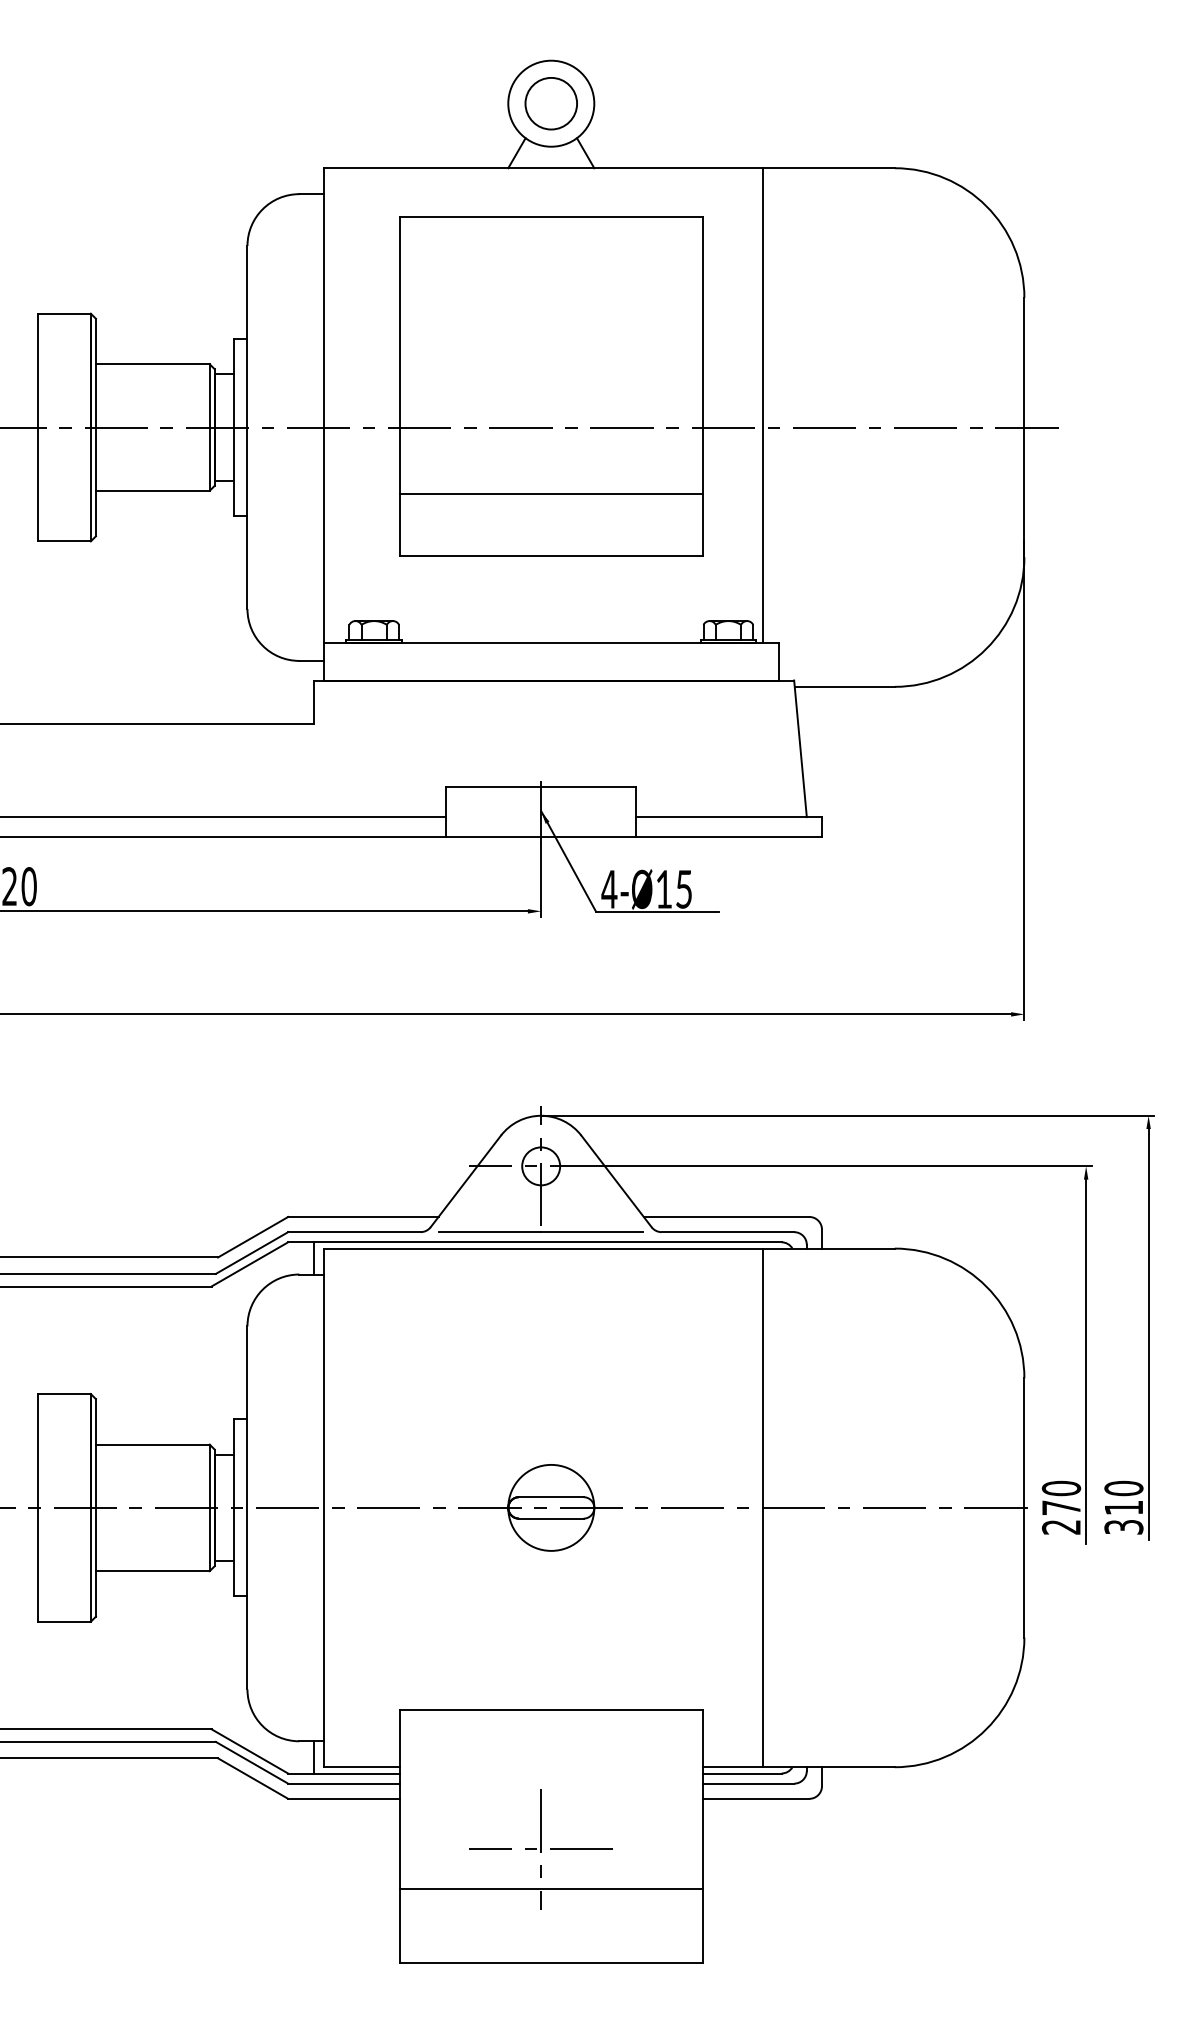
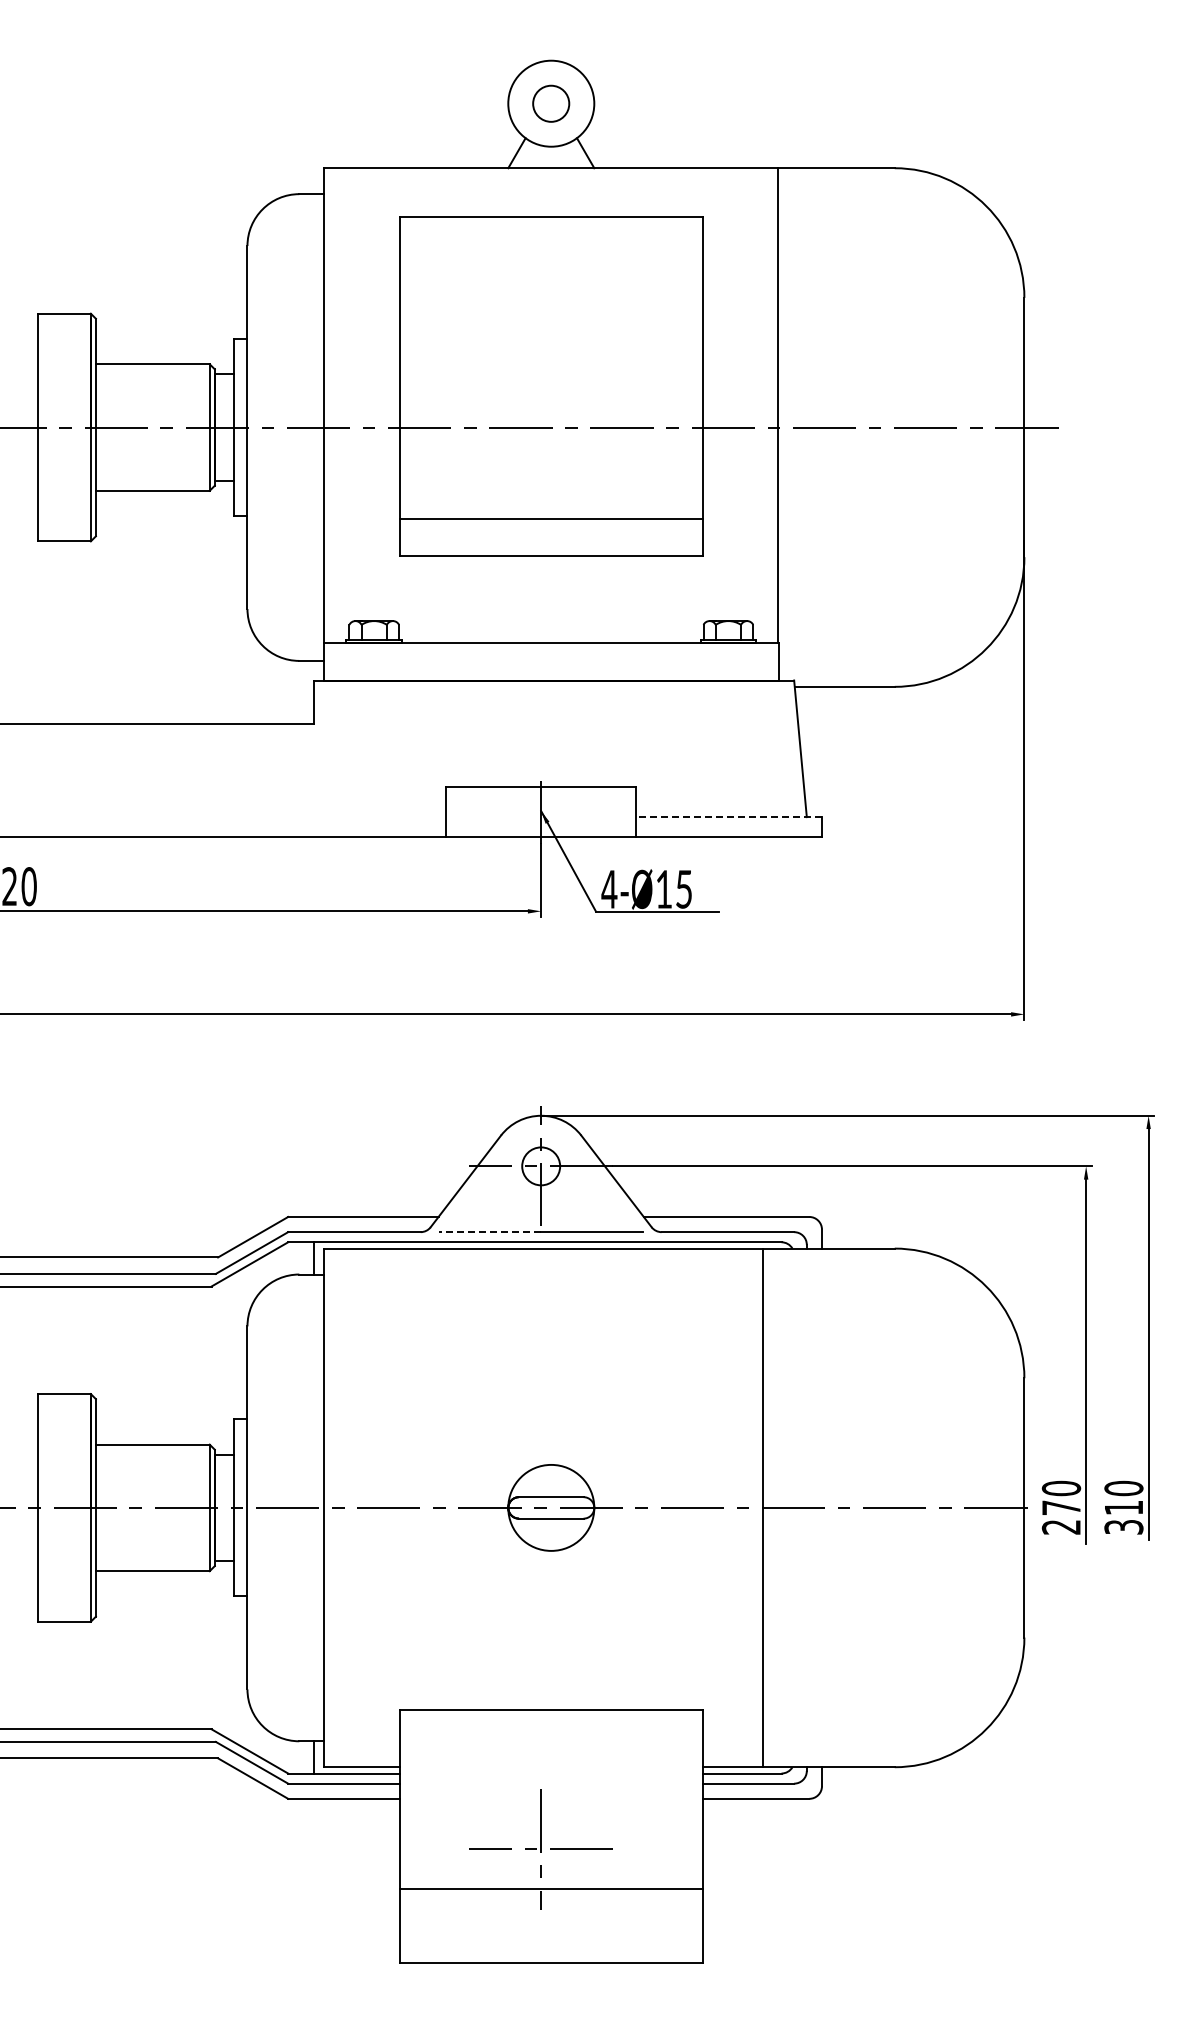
circle size: 54x54 px -> 39x39 px (551, 103)
line position: (762, 405) -> (777, 405) (777, 405)
line position: (551, 494) -> (551, 519) (551, 519)
line: present -> none (224, 817)
line: solid -> dashed (729, 817)
line: solid -> dashed (490, 1232)
